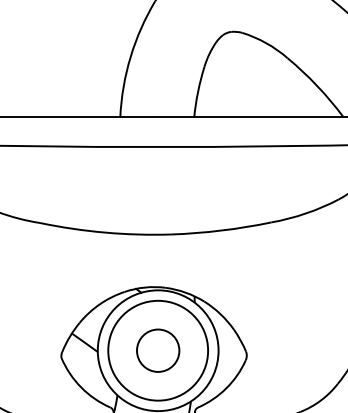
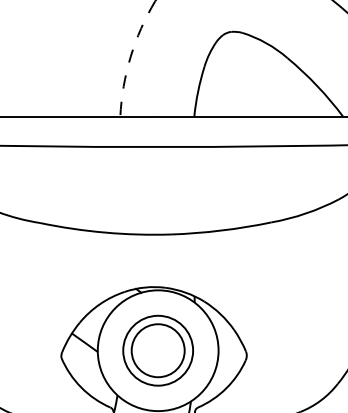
arc: solid -> dashed (130, 56)
circle diameter: 100 px -> 70 px (158, 350)
circle diameter: 42 px -> 53 px (157, 350)
